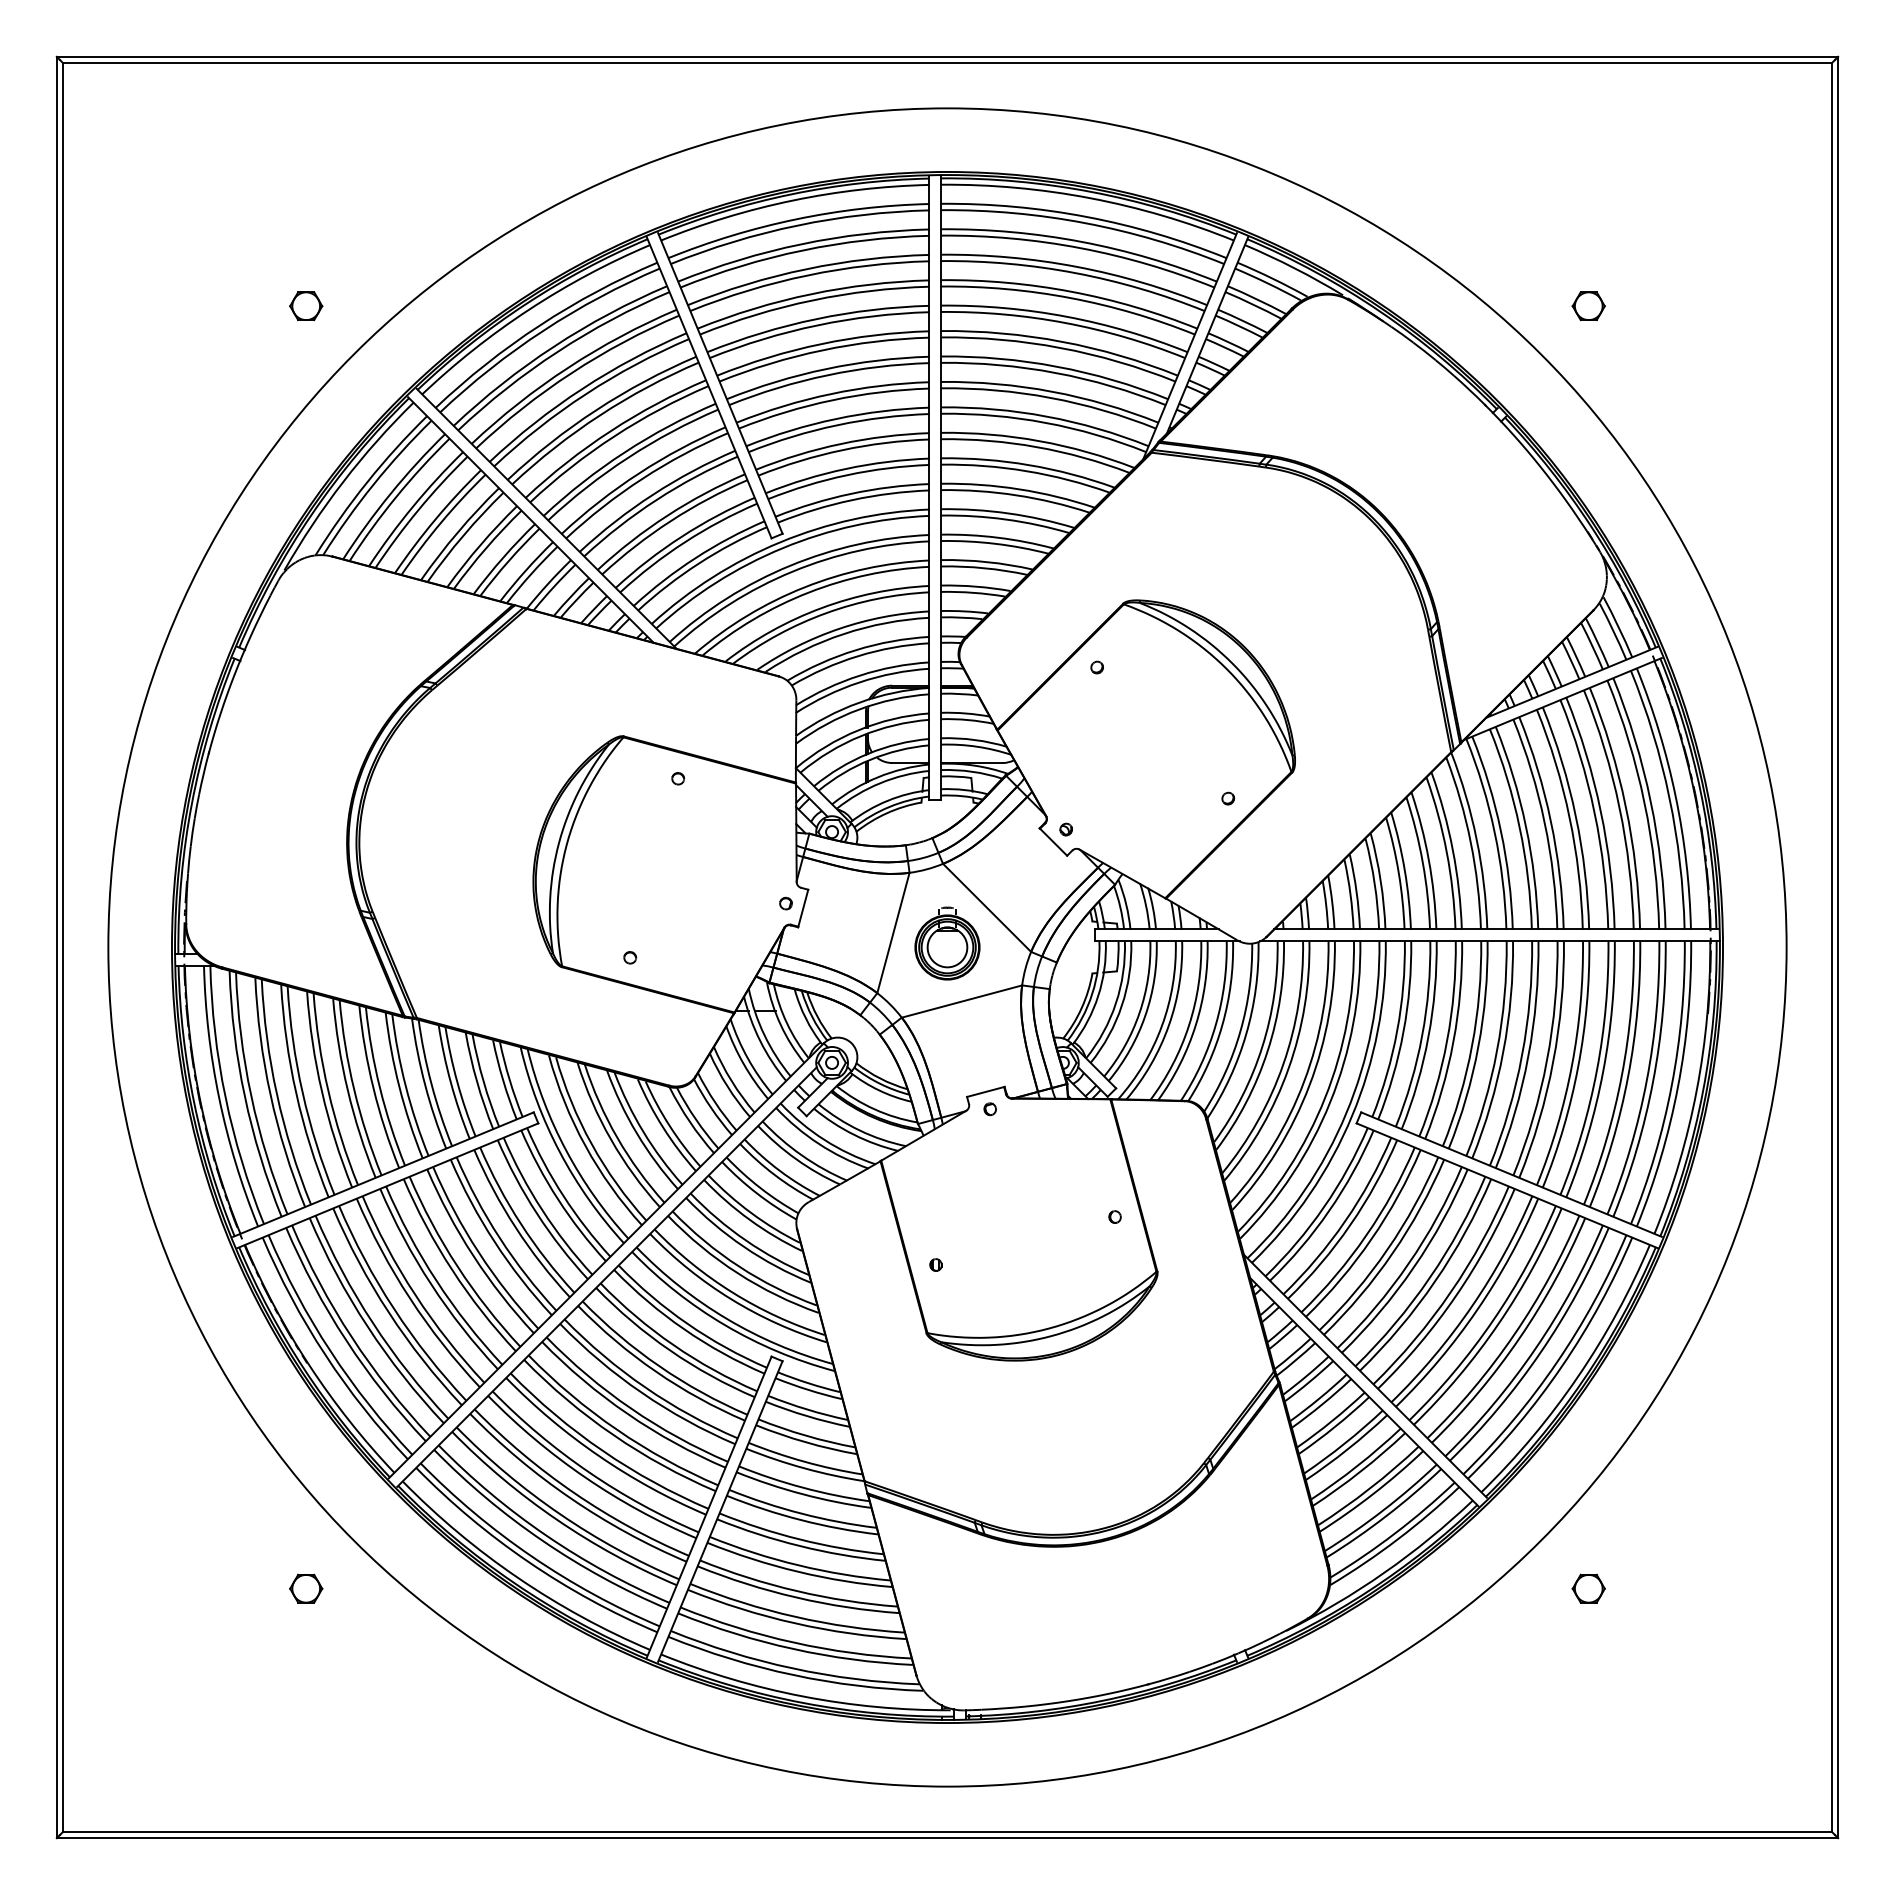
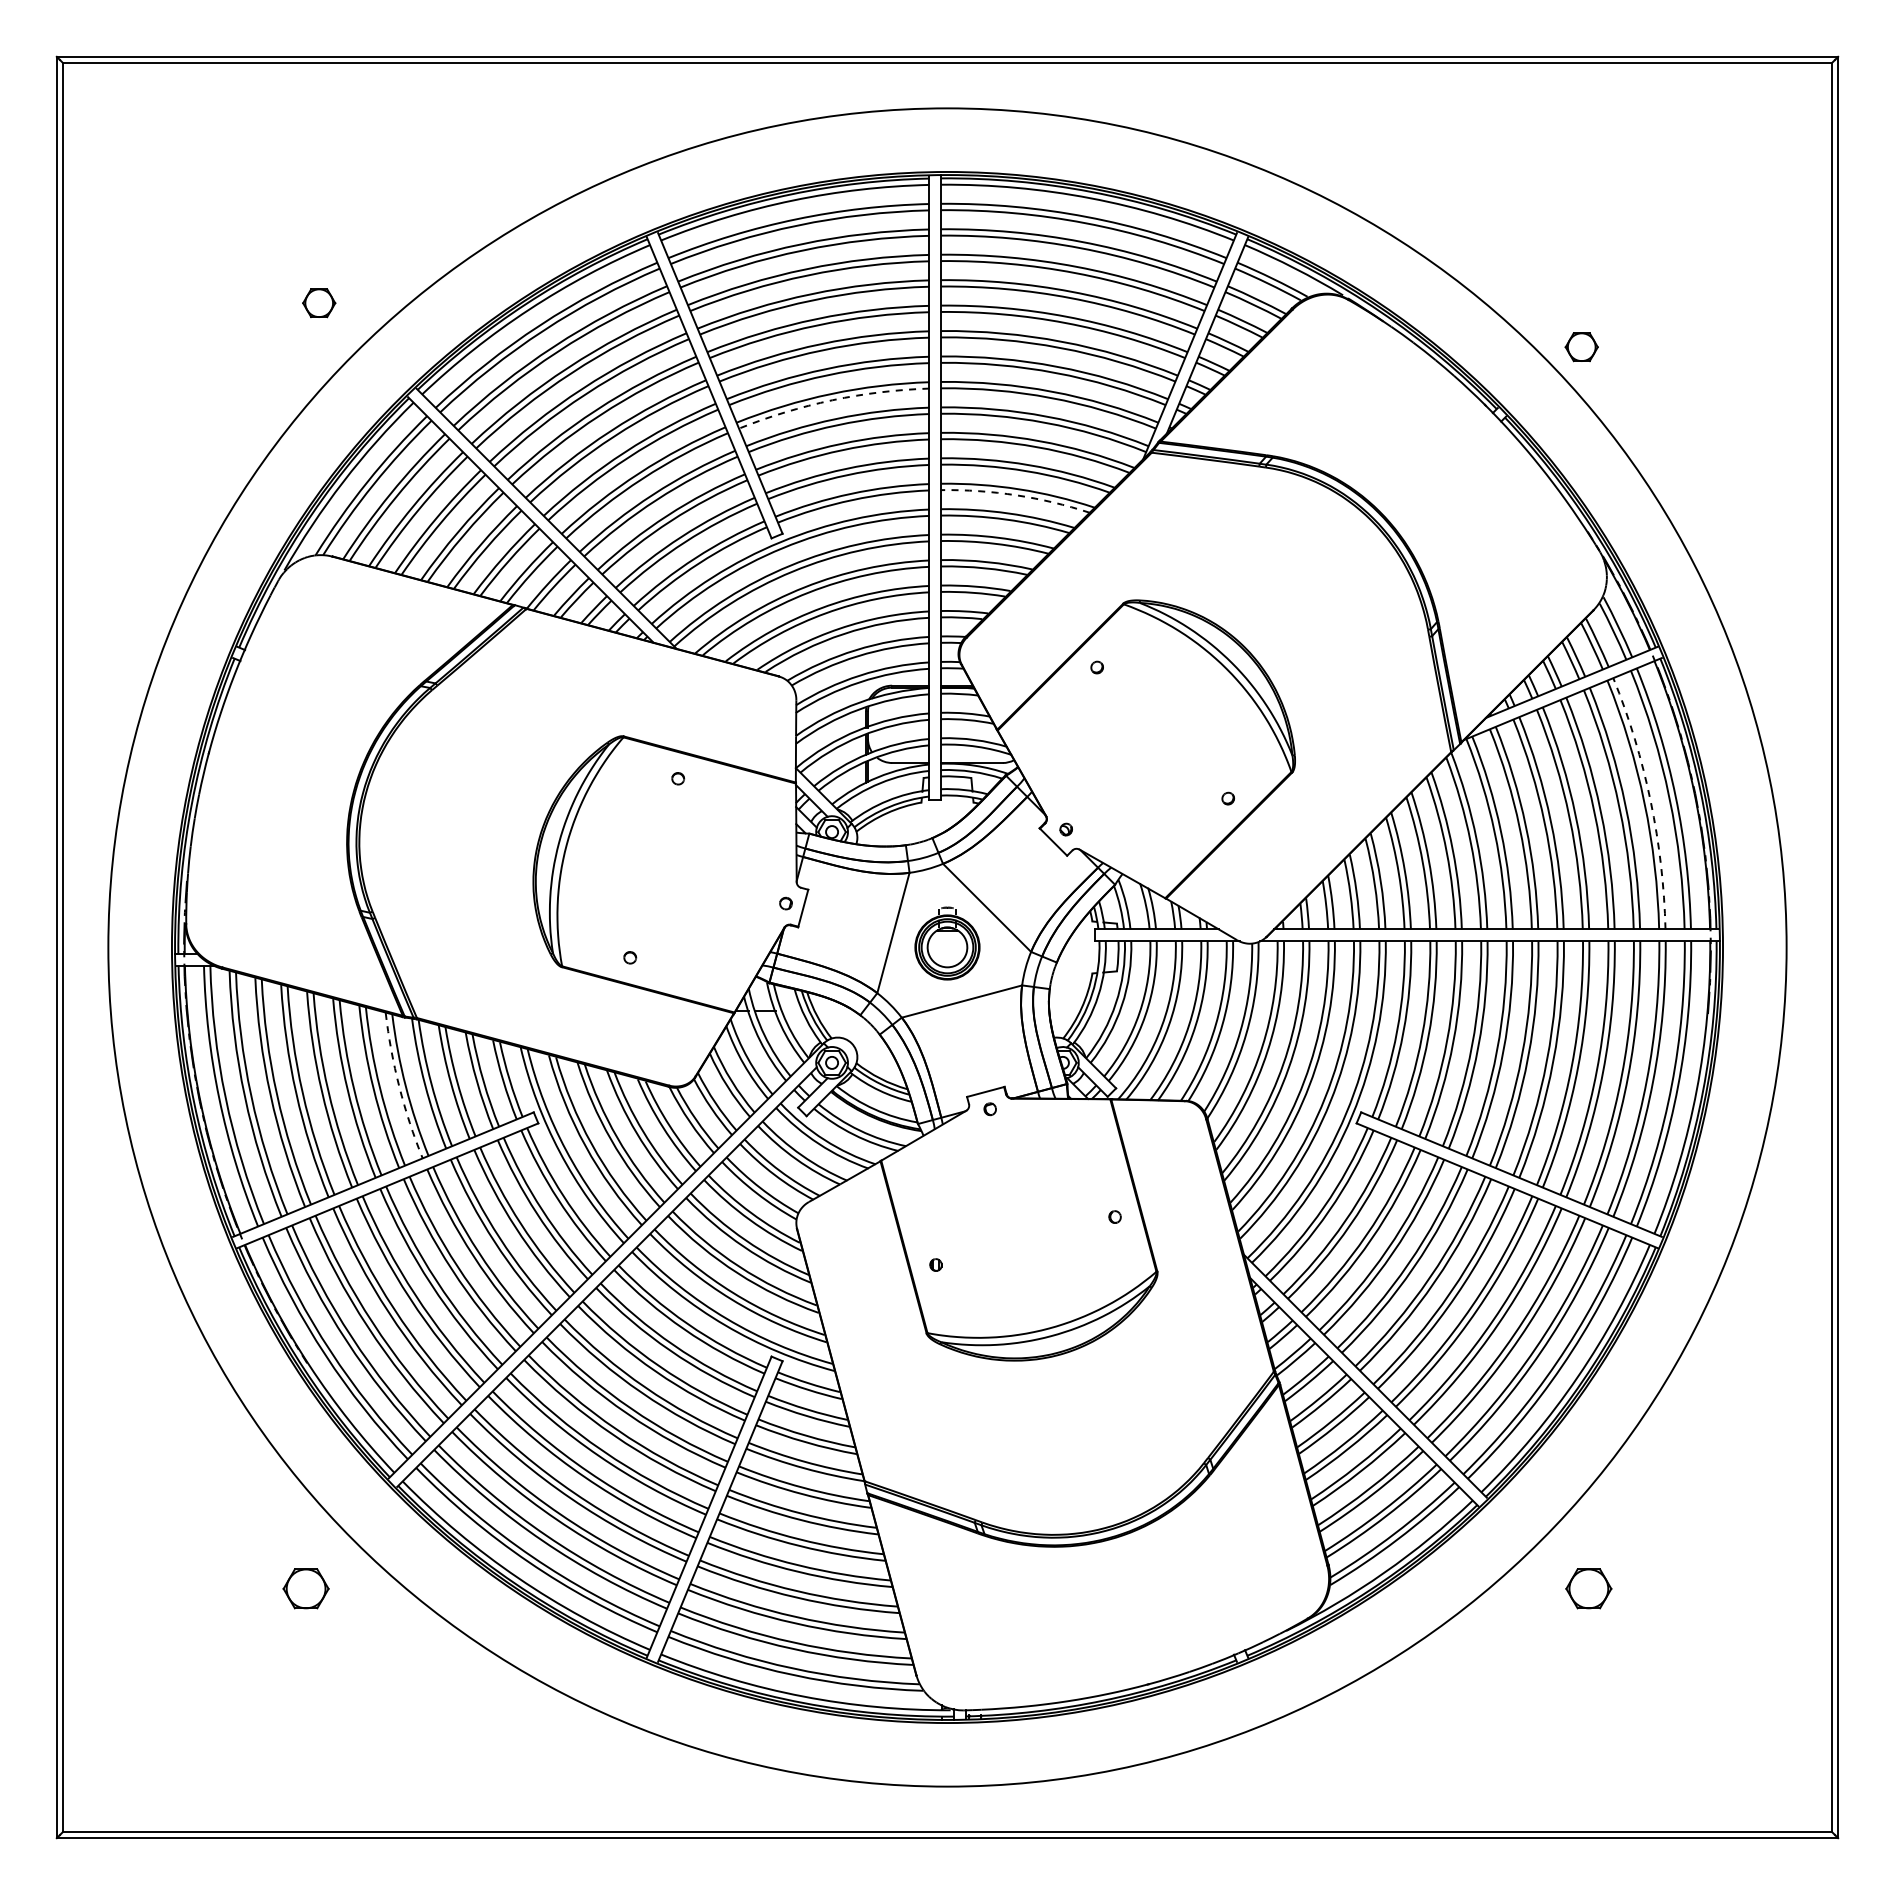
part position: (306, 306) -> (319, 303) (319, 303)
part position: (1588, 306) -> (1581, 347) (1581, 347)
arc: solid -> dashed (832, 400)
arc: solid -> dashed (1016, 495)
arc: solid -> dashed (1650, 801)
arc: solid -> dashed (399, 1086)
part size: 35x31 px -> 48x42 px (305, 1588)
part size: 35x31 px -> 48x42 px (1588, 1588)
